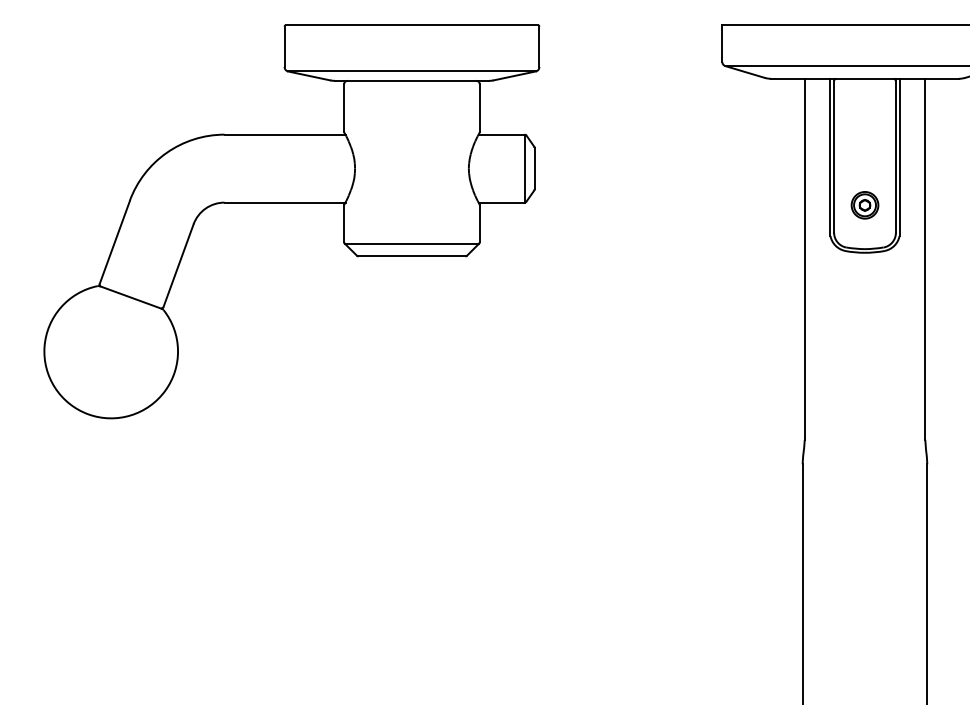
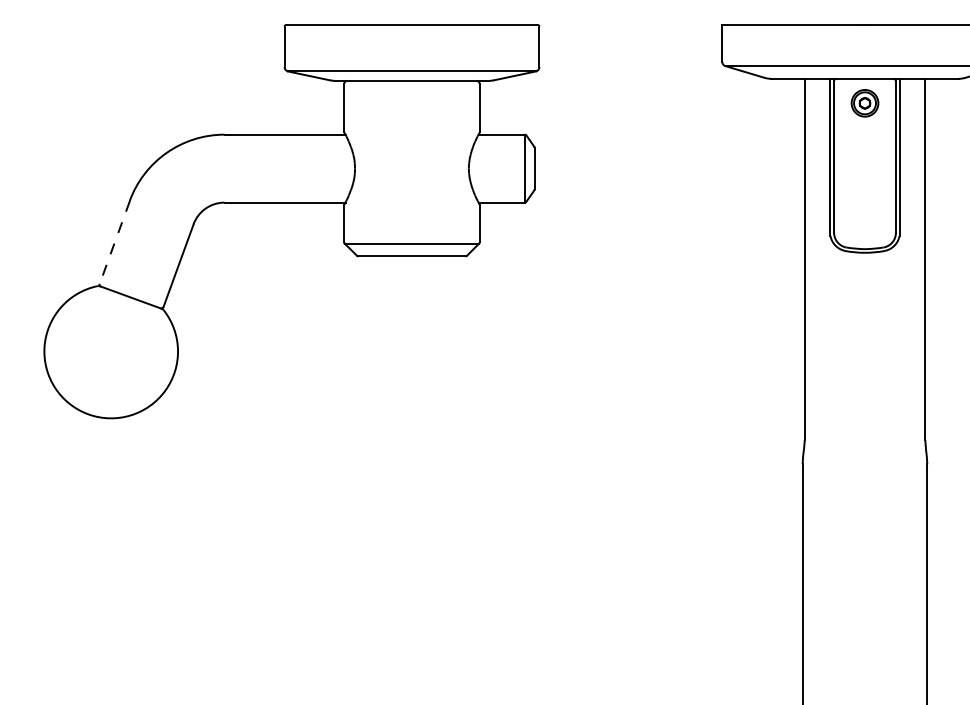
part position: (864, 205) -> (864, 103) (864, 103)
line: solid -> dashed (114, 242)
